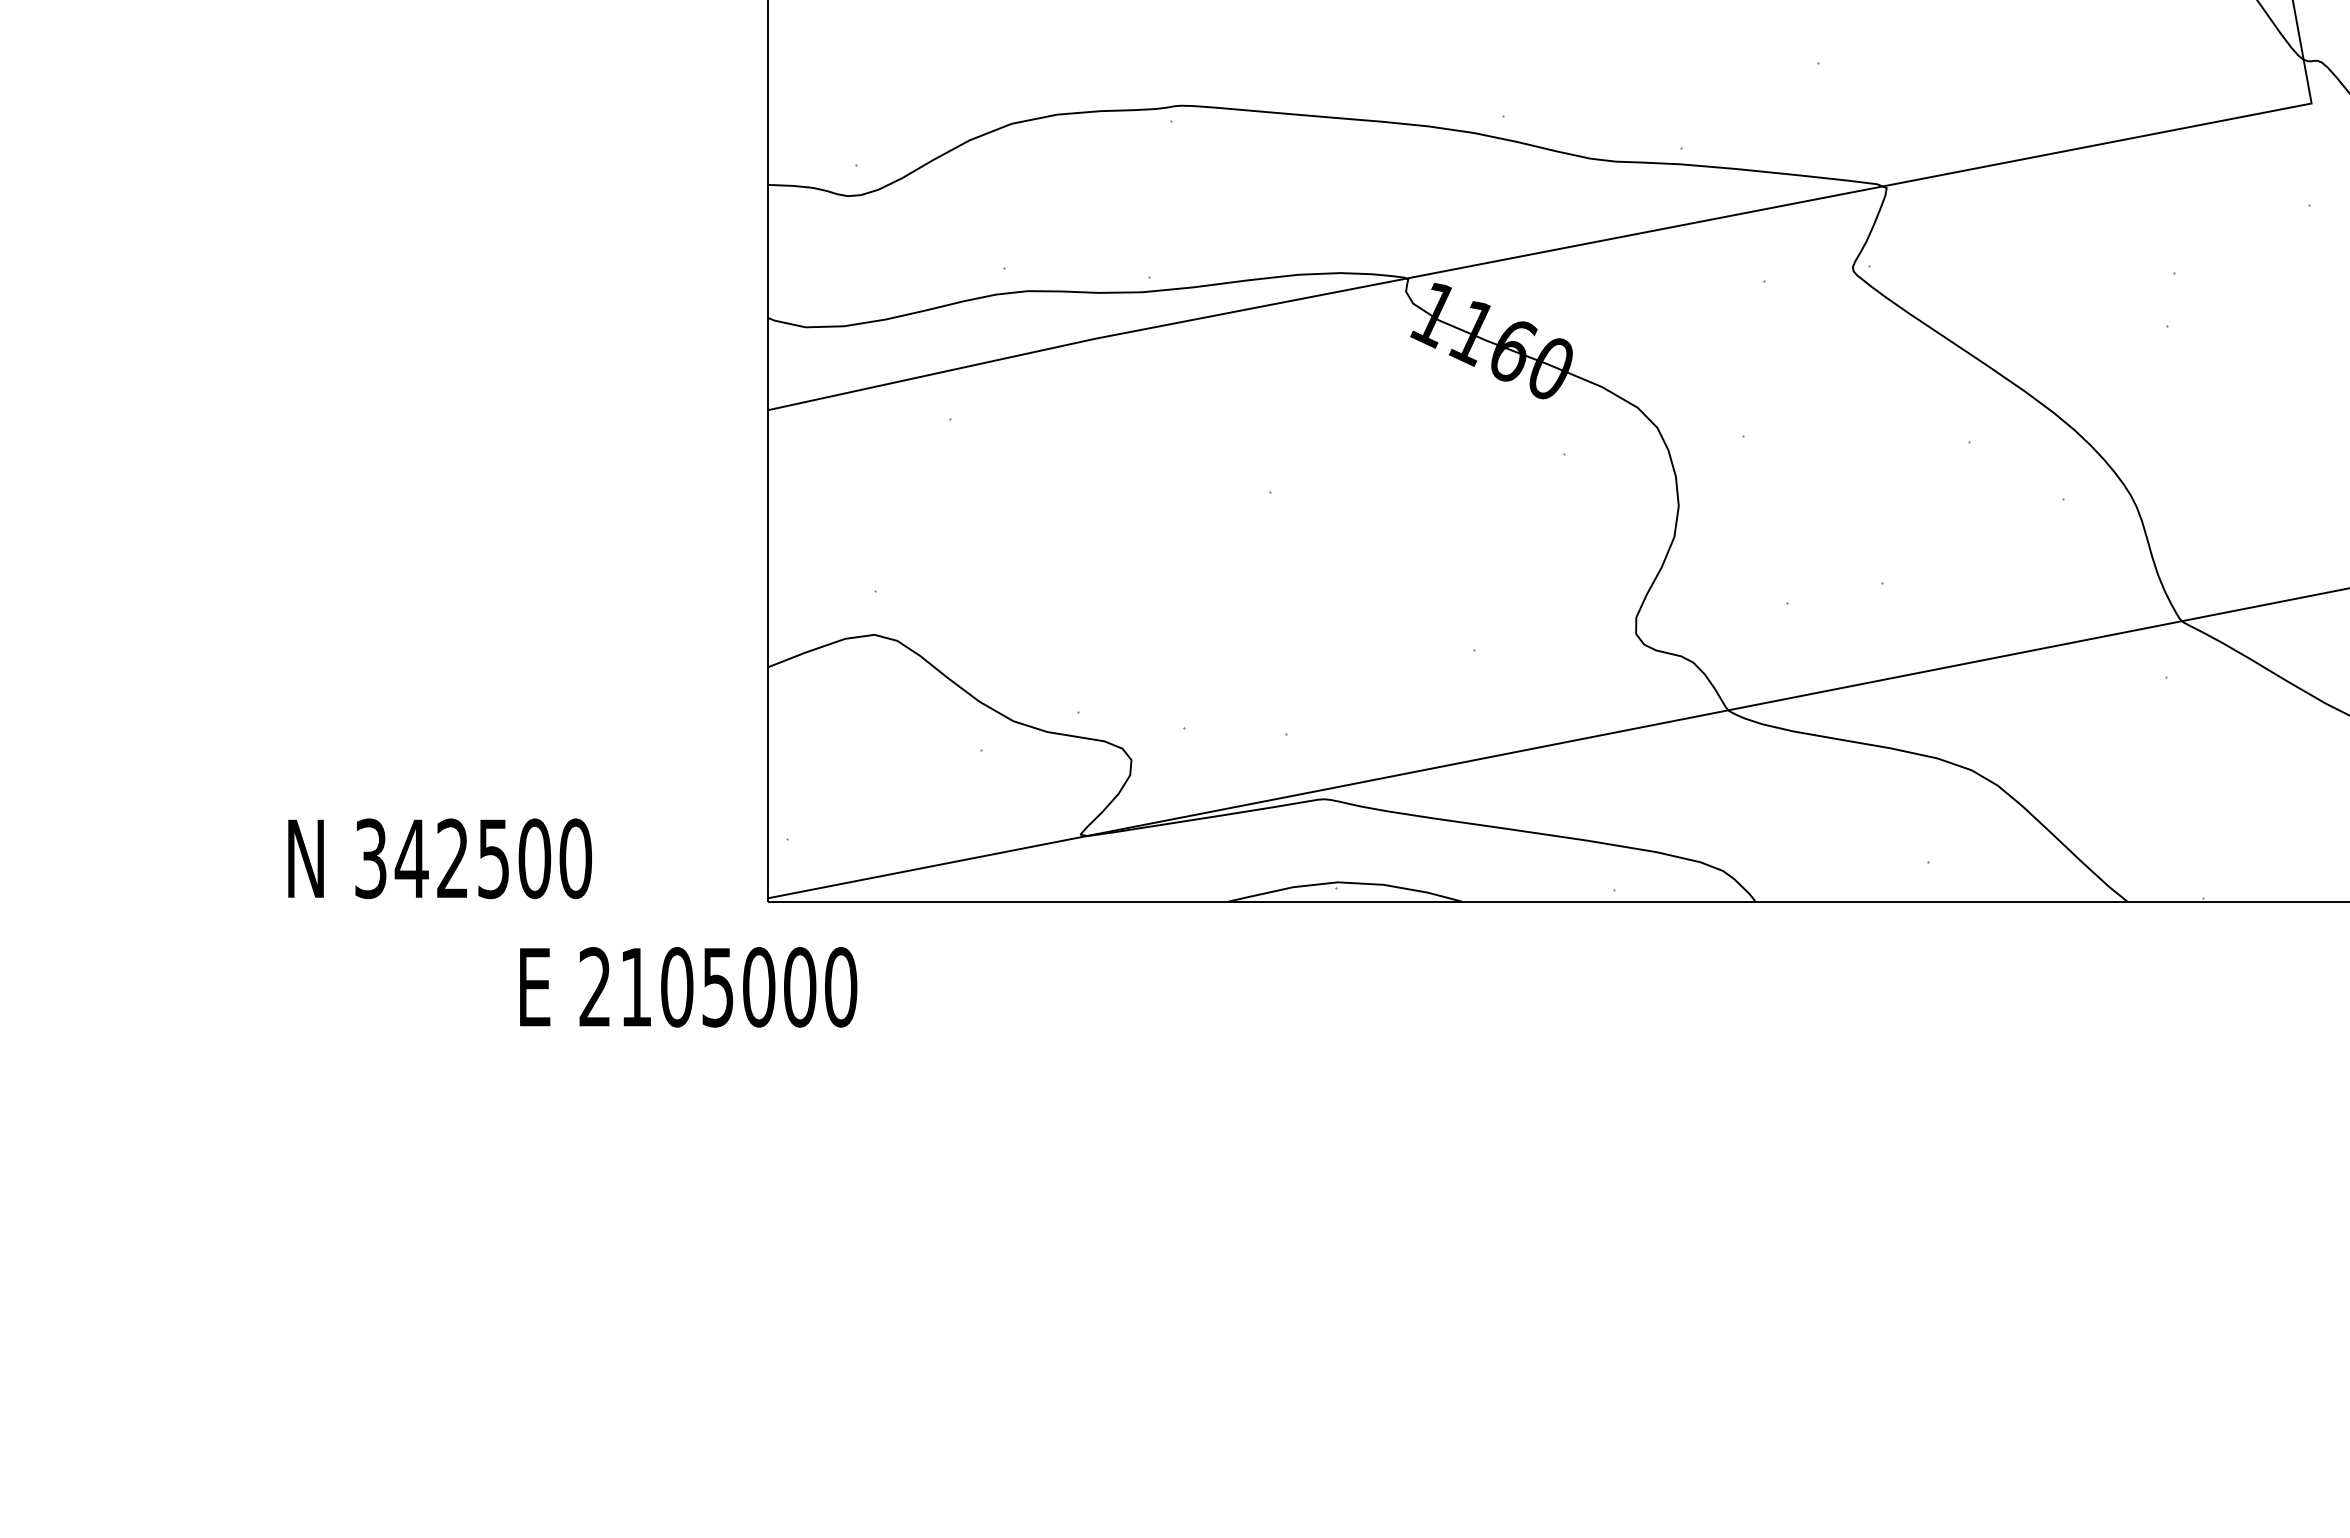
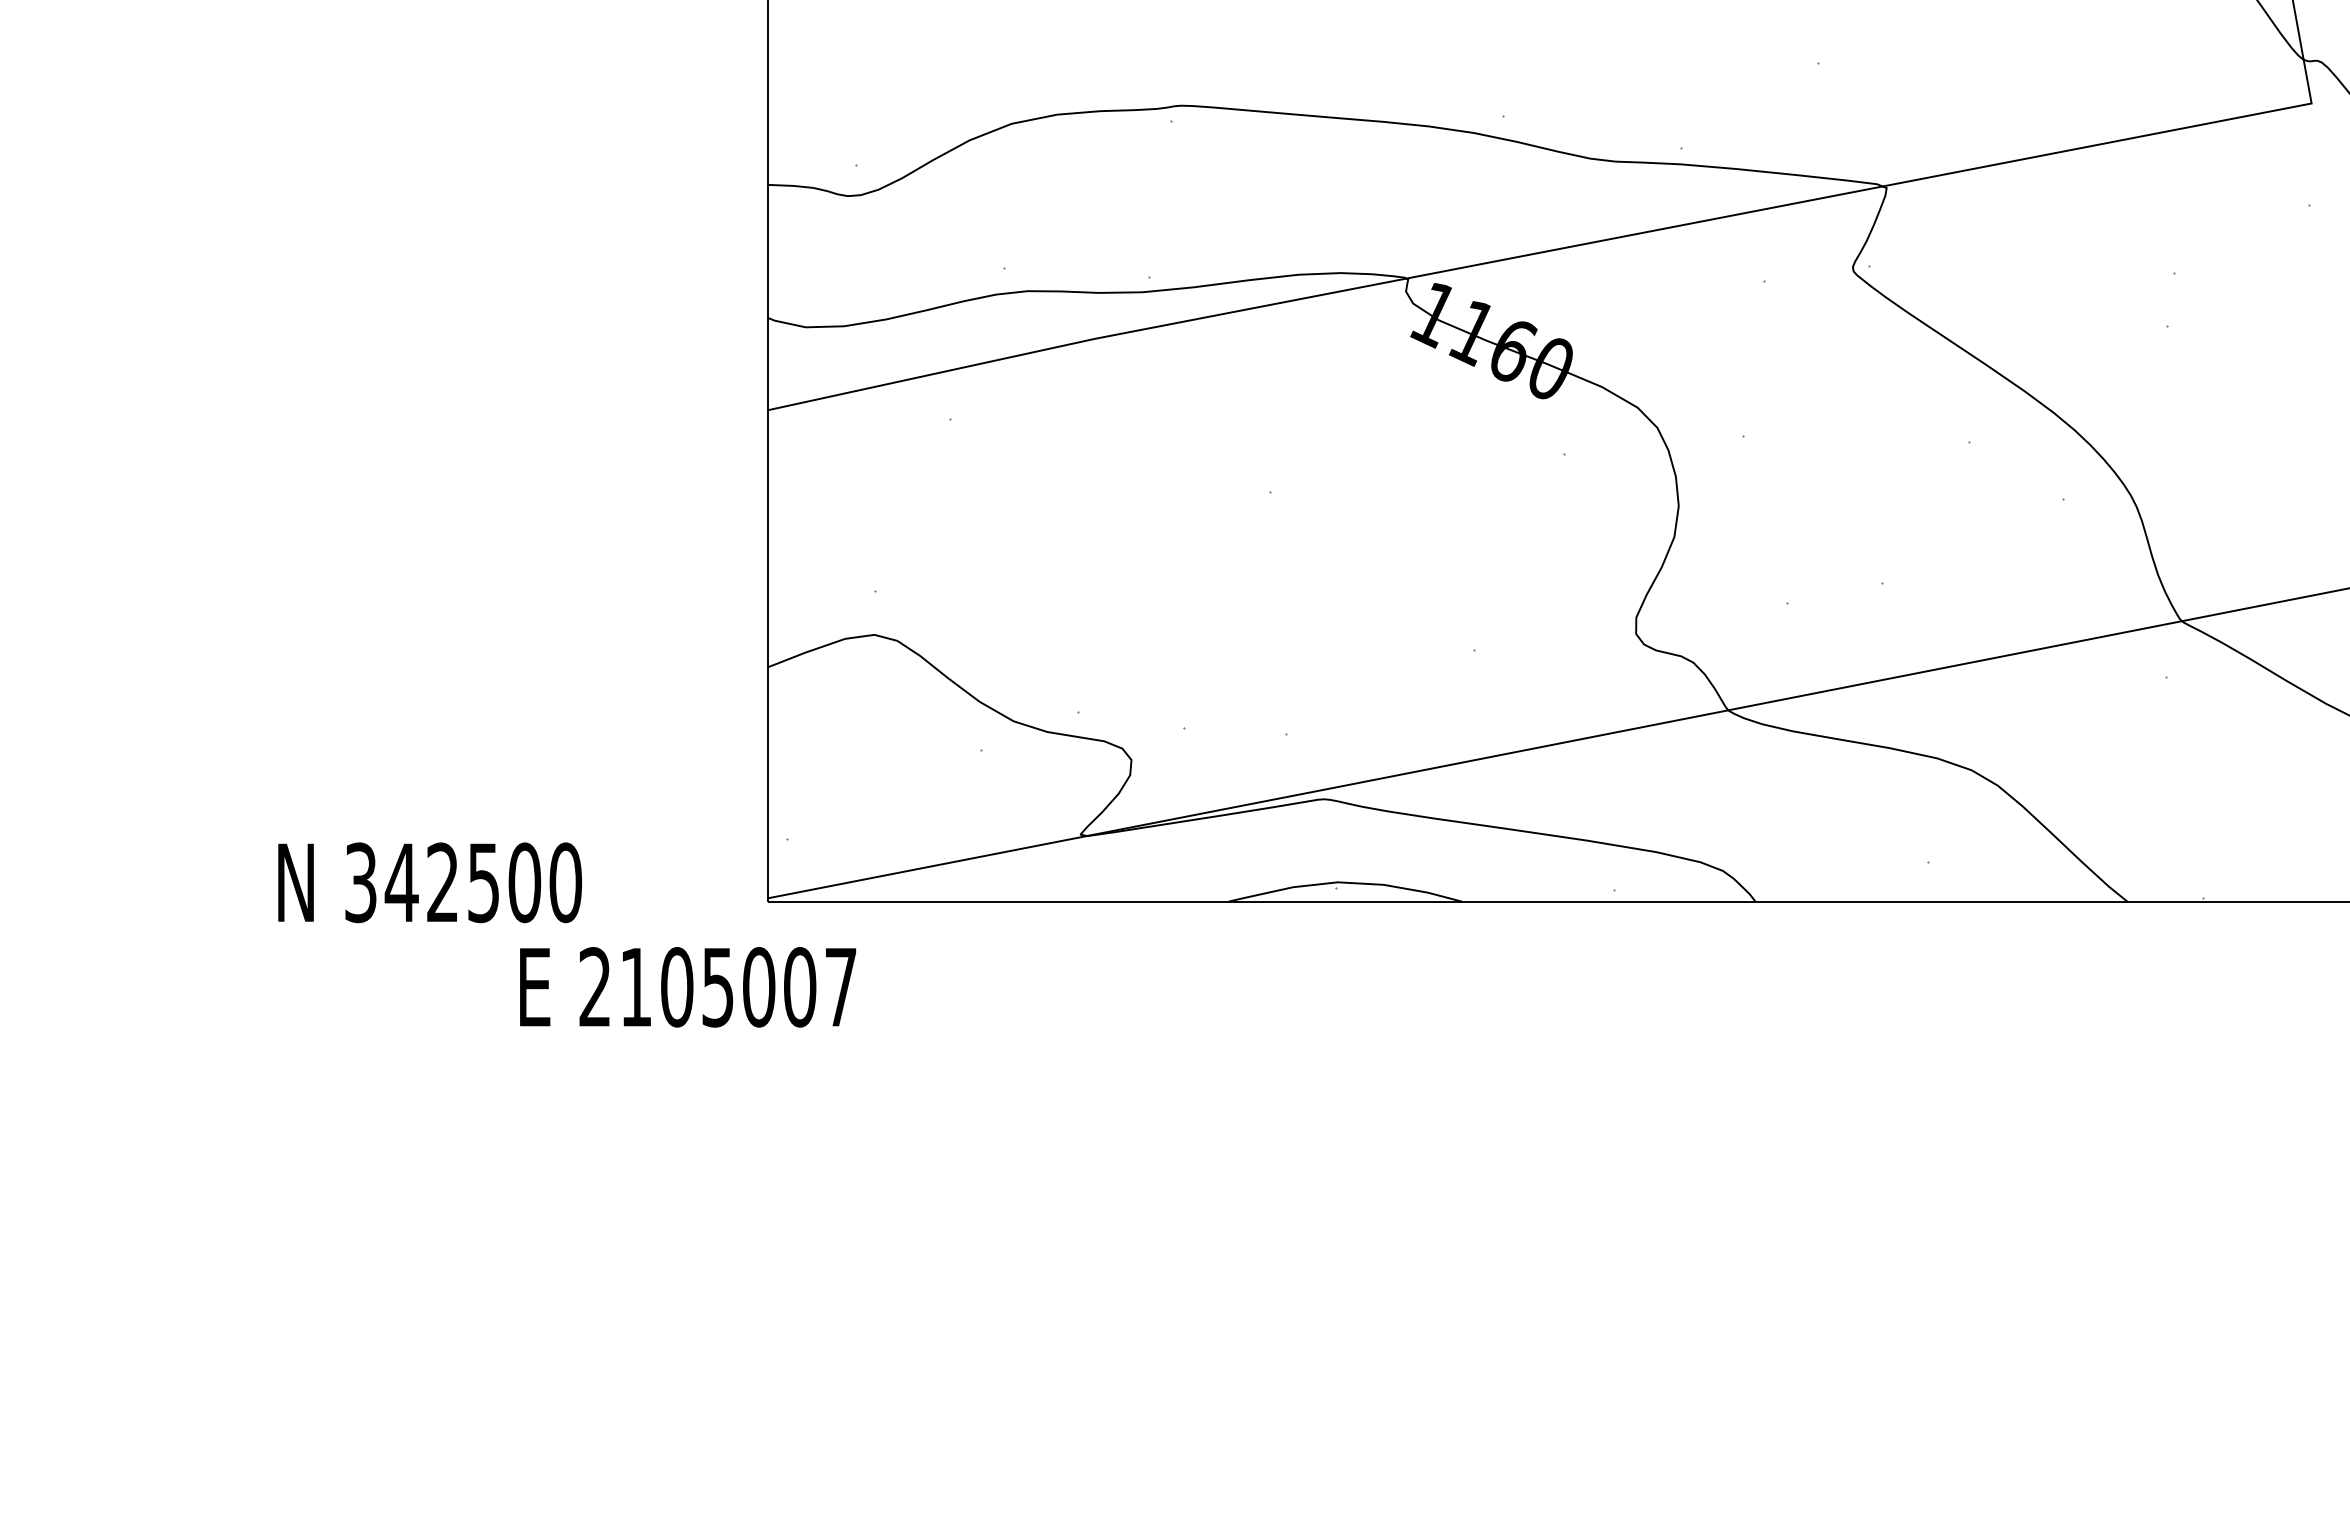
text position: (439, 858) -> (429, 882) (429, 882)
text: 2105000 -> 2105007 (841, 987)
